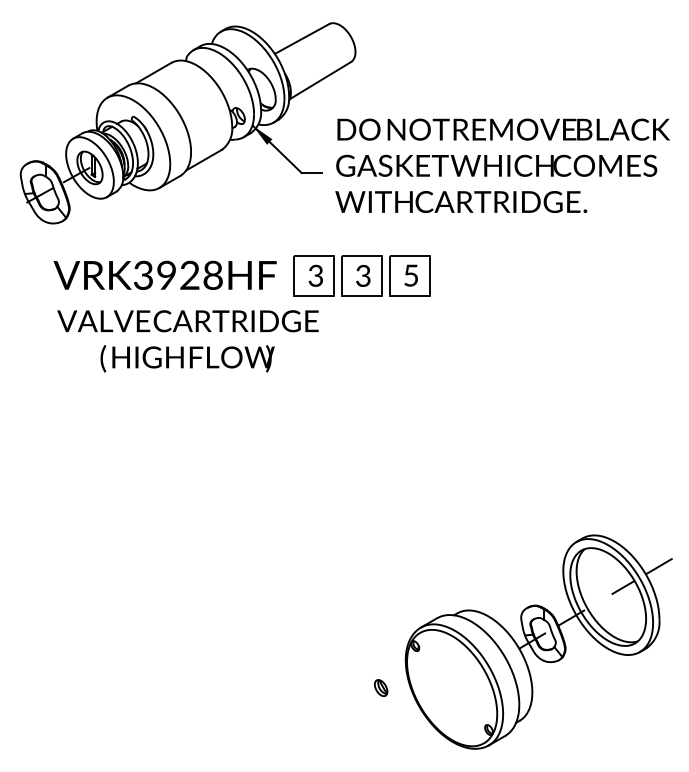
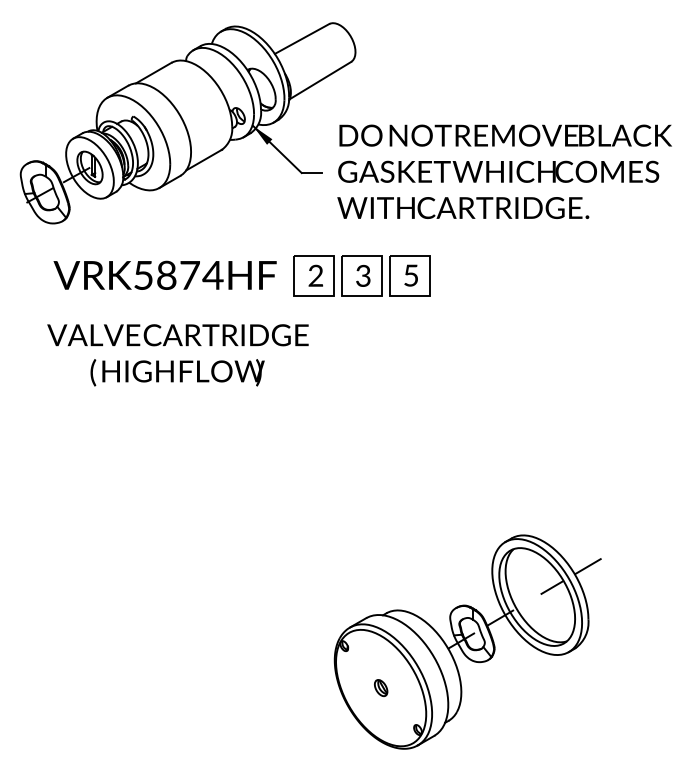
text position: (502, 165) -> (504, 171) (504, 171)
text: VRK3928HF -> VRK5874HF (178, 274)
text: 3 -> 2 (315, 277)
text position: (187, 341) -> (177, 355) (177, 355)
part position: (538, 641) -> (467, 641) (467, 641)
